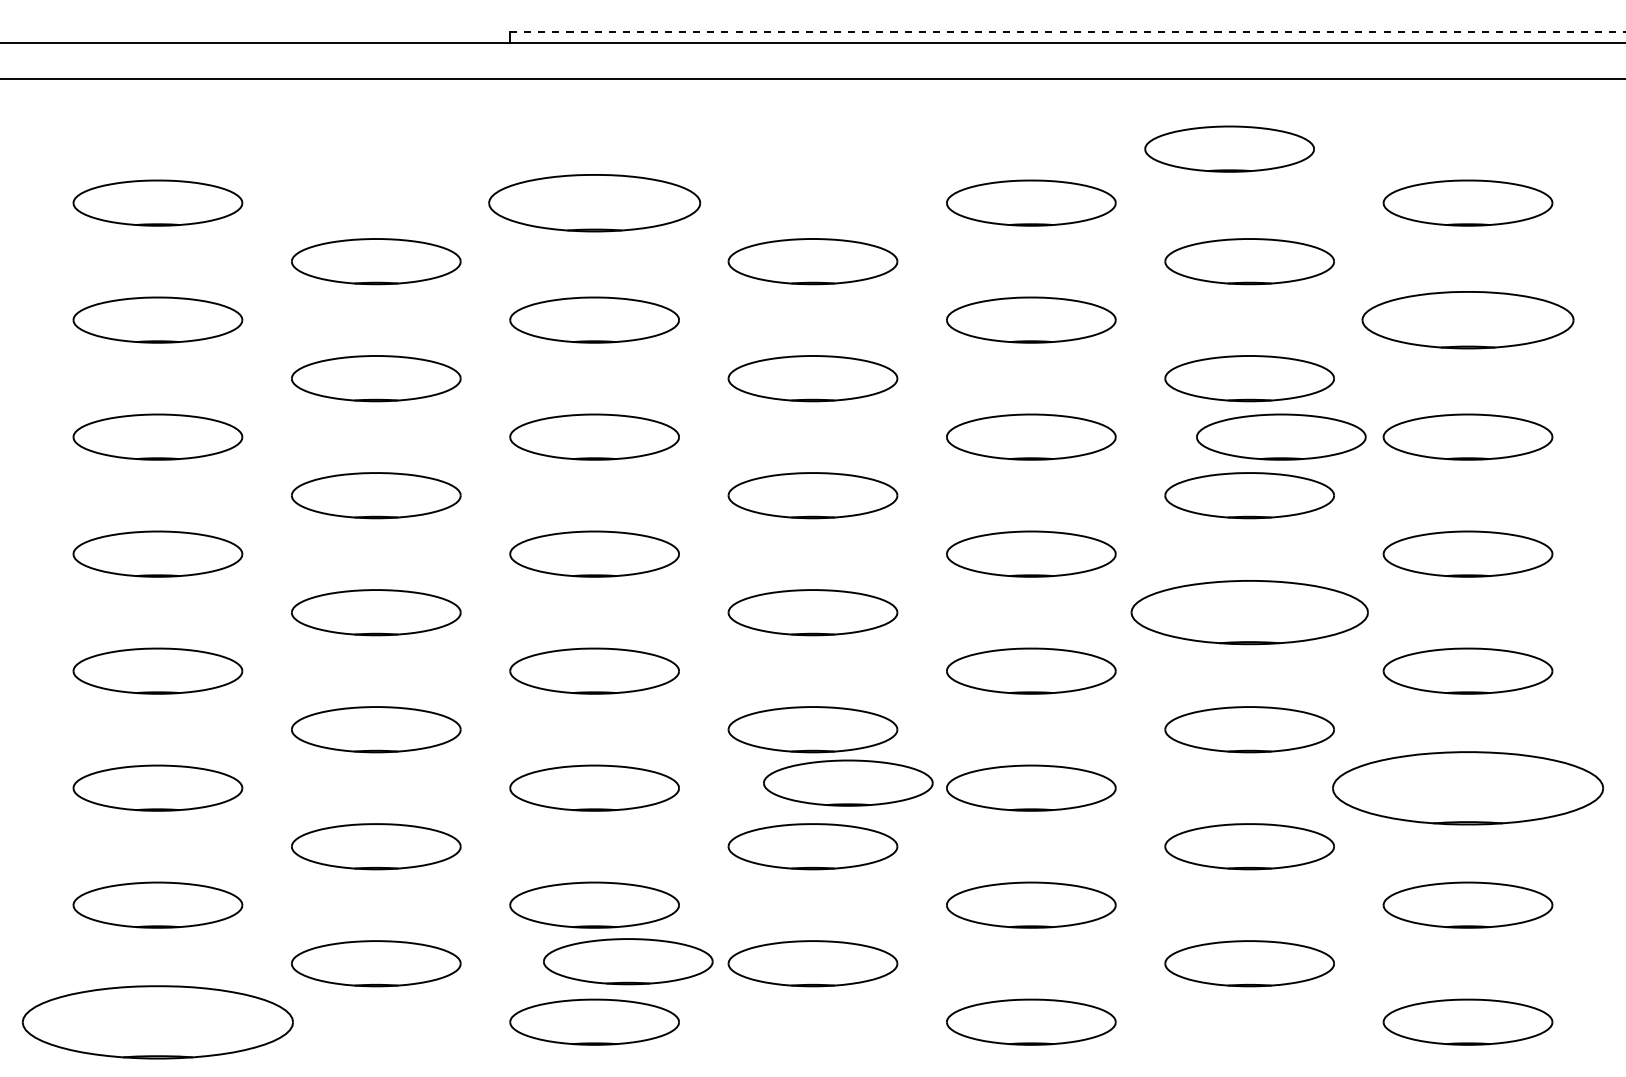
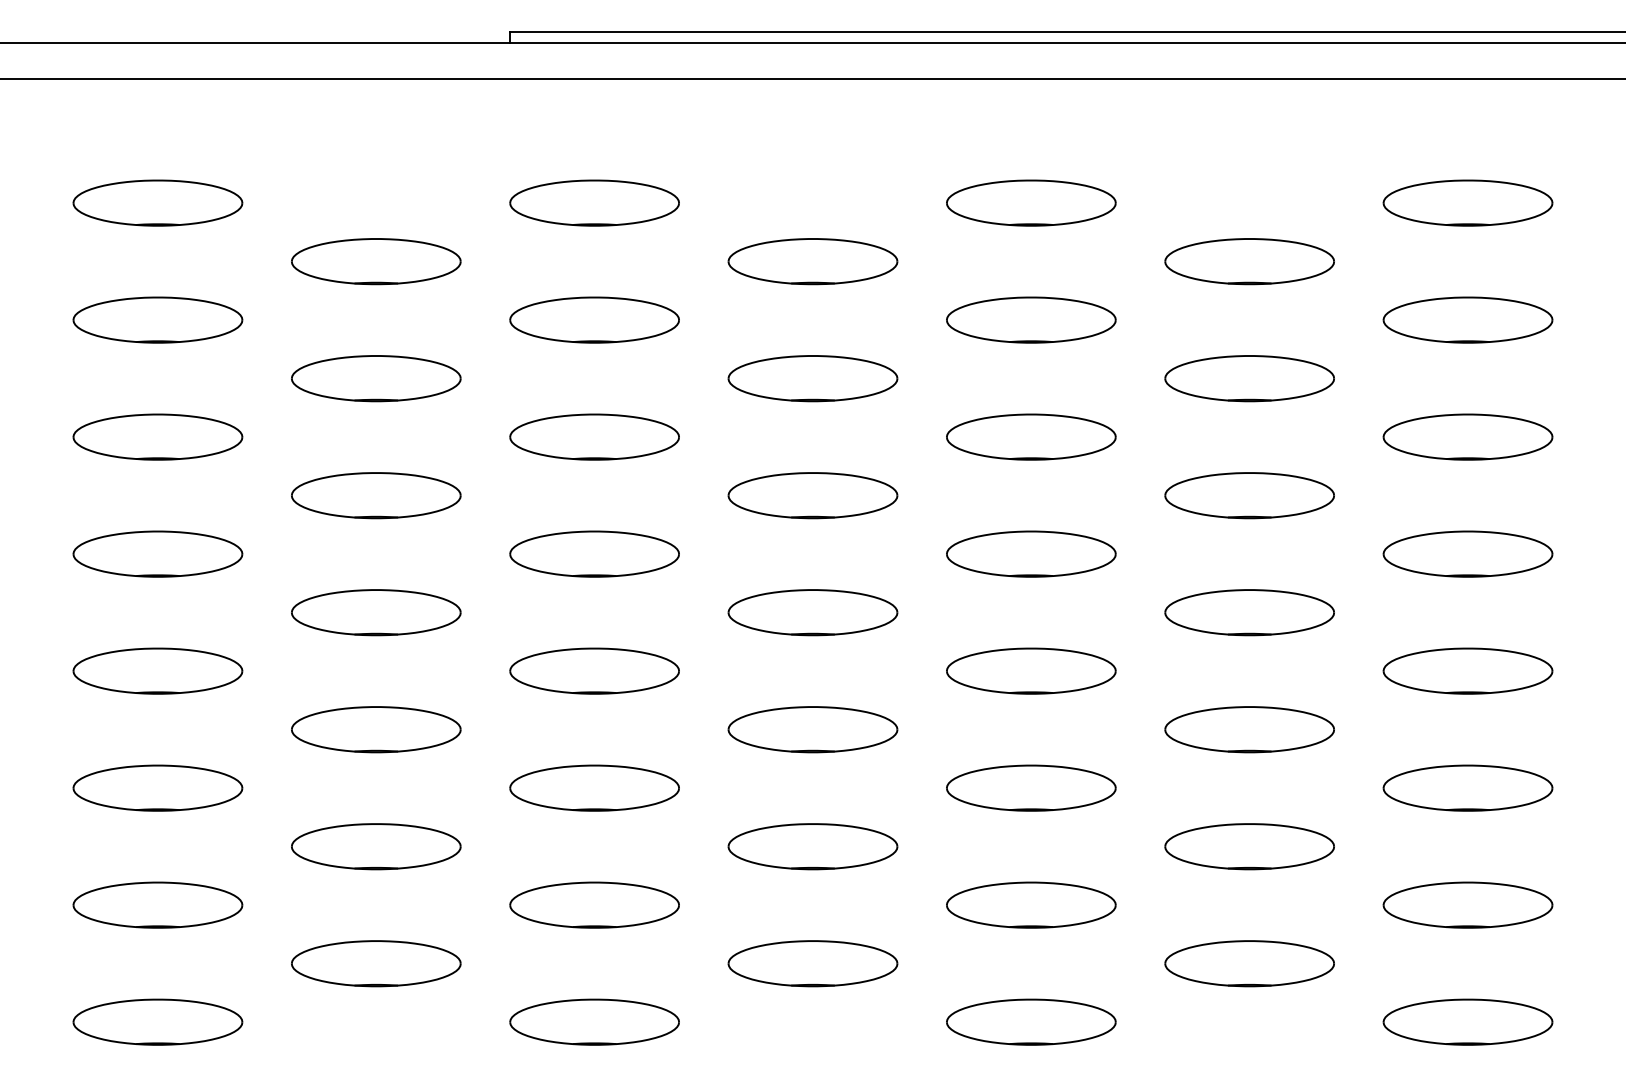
line: dashed -> solid (1068, 32)
part: present -> none (1229, 148)
part size: 214x59 px -> 171x48 px (594, 202)
part size: 214x59 px -> 172x48 px (1467, 319)
part: present -> none (1281, 436)
part size: 239x66 px -> 171x48 px (1249, 612)
part: present -> none (848, 782)
part size: 273x75 px -> 172x48 px (1467, 787)
part: present -> none (628, 961)
part size: 273x75 px -> 172x48 px (157, 1021)
